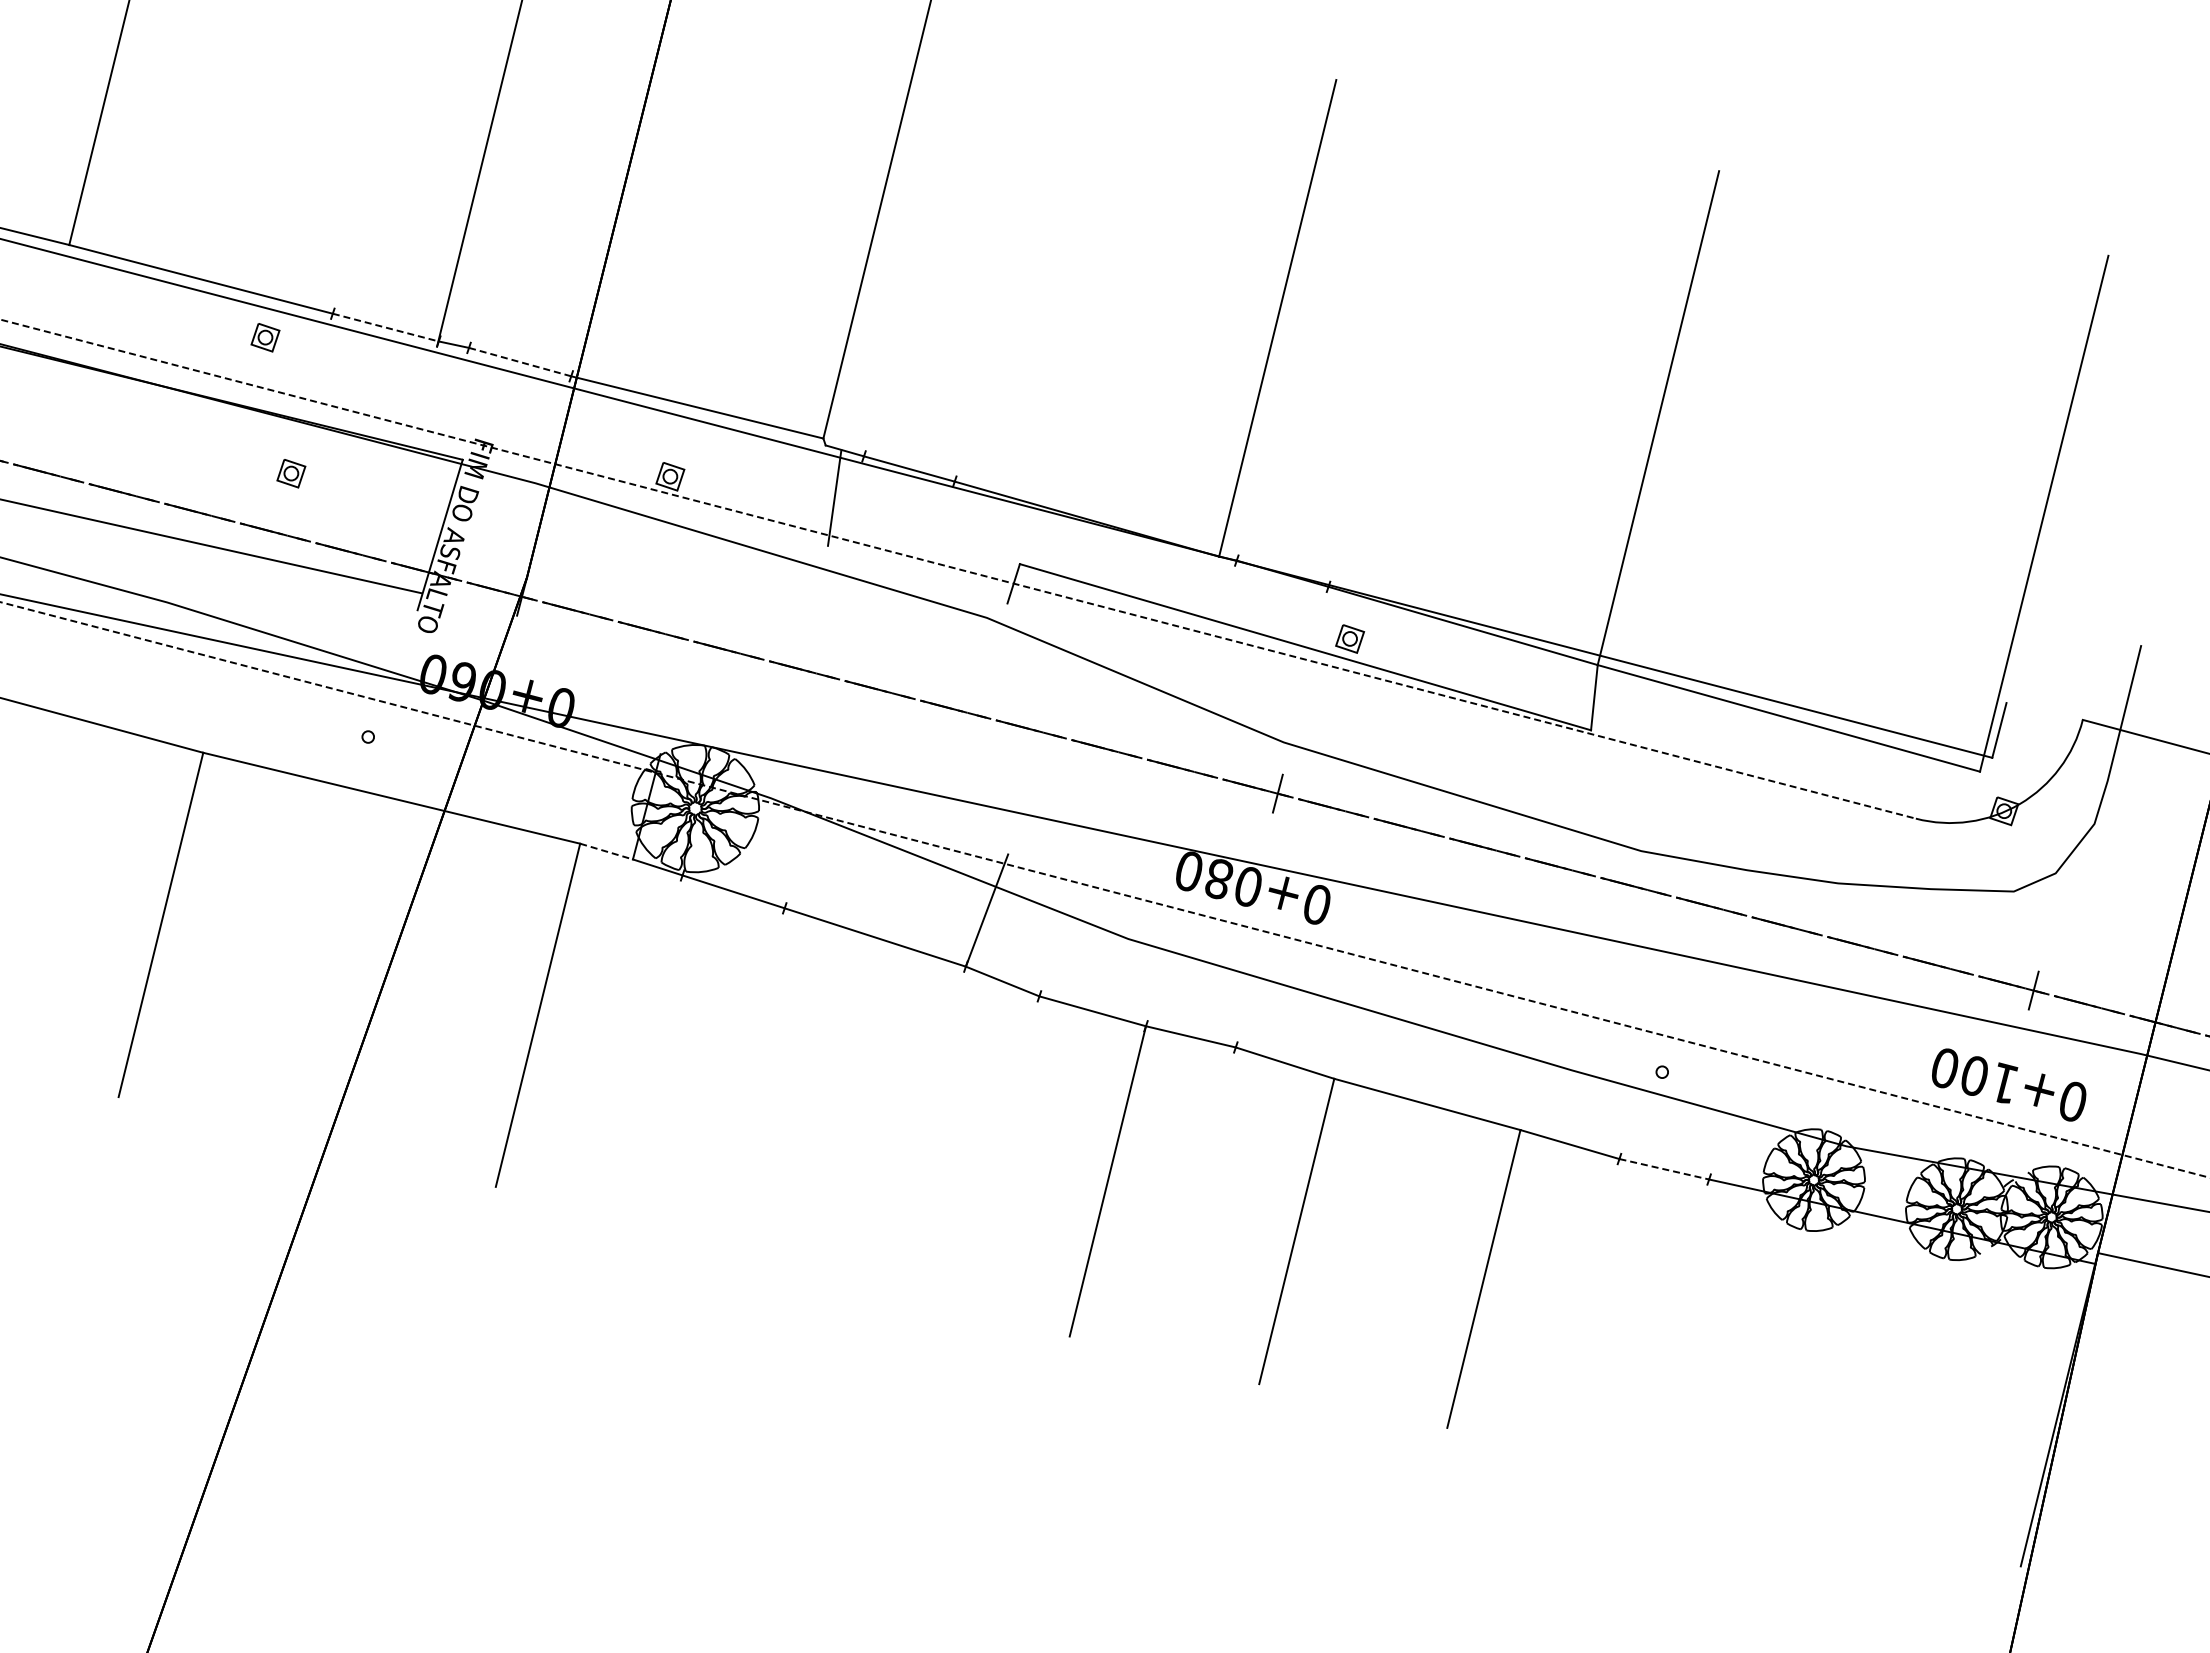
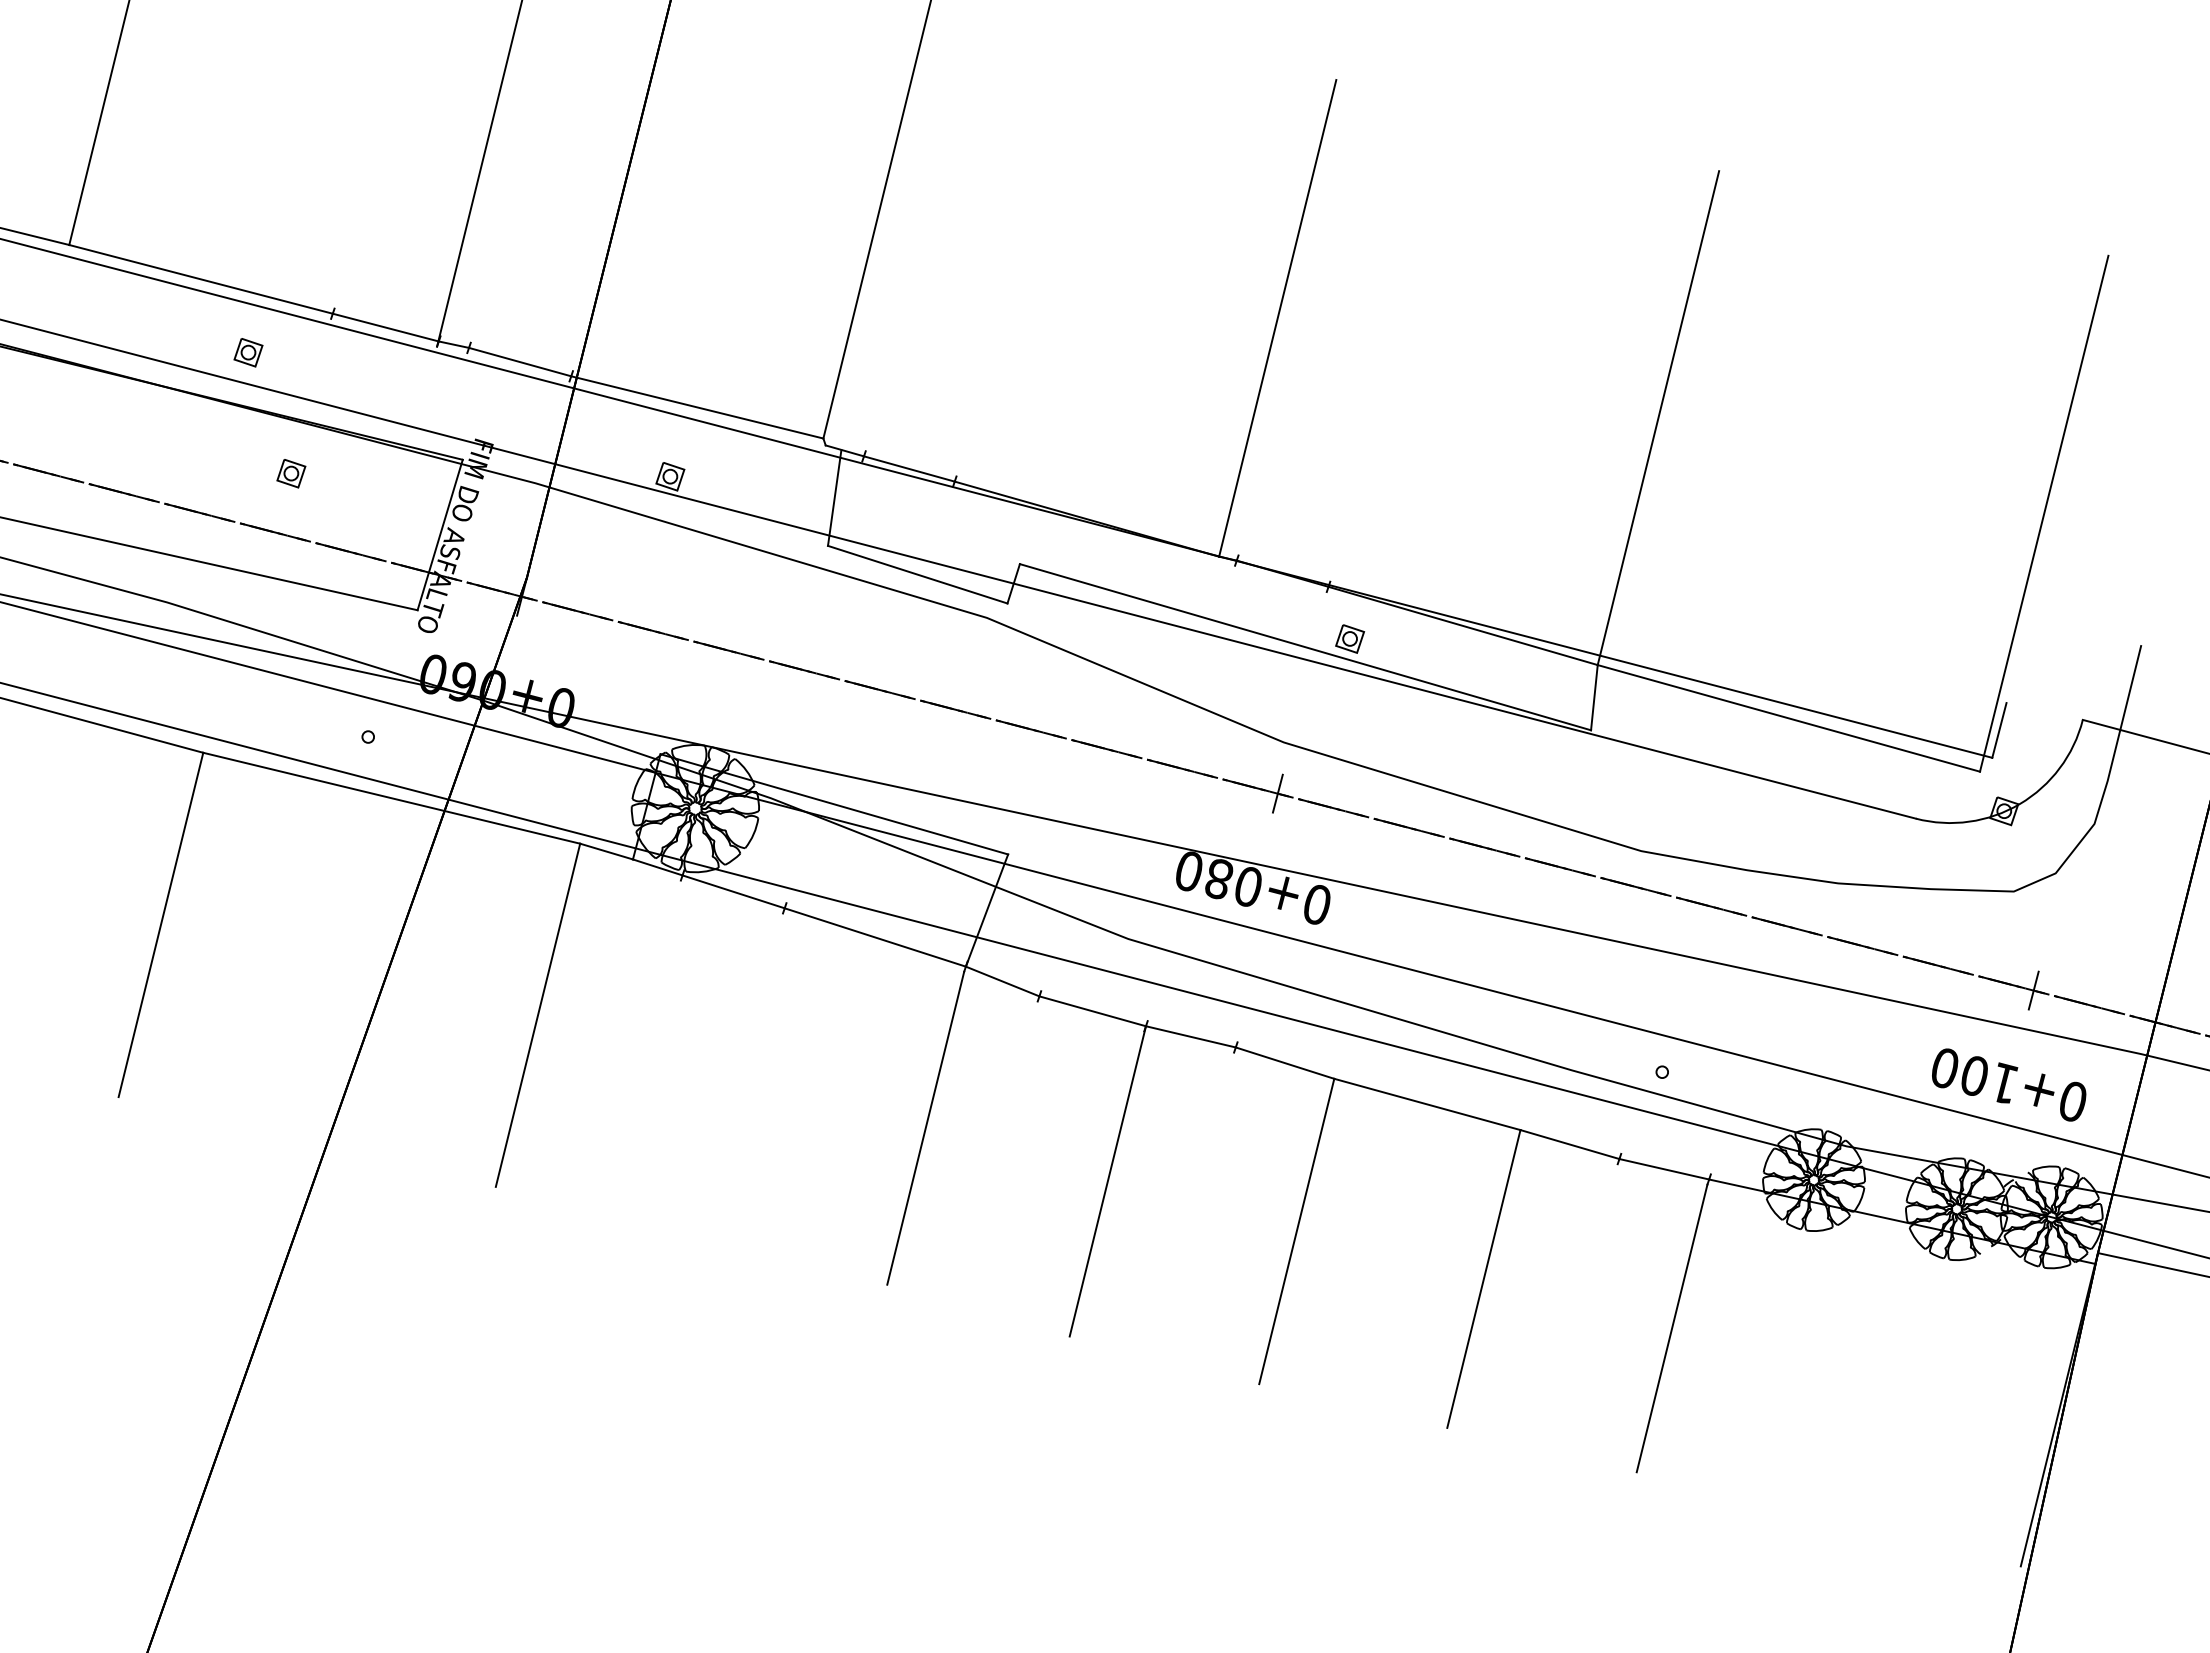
line: dashed -> solid (385, 327)
part position: (265, 337) -> (248, 352) (248, 352)
line: dashed -> solid (519, 361)
line position: (211, 546) -> (209, 563) (209, 563)
line: dashed -> solid (957, 569)
line: none -> present (917, 574)
line: none -> present (834, 804)
line: dashed -> solid (606, 851)
line: dashed -> solid (1105, 890)
line: none -> present (1104, 970)
line: none -> present (925, 1127)
line: dashed -> solid (1664, 1169)
line: none -> present (1671, 1328)
